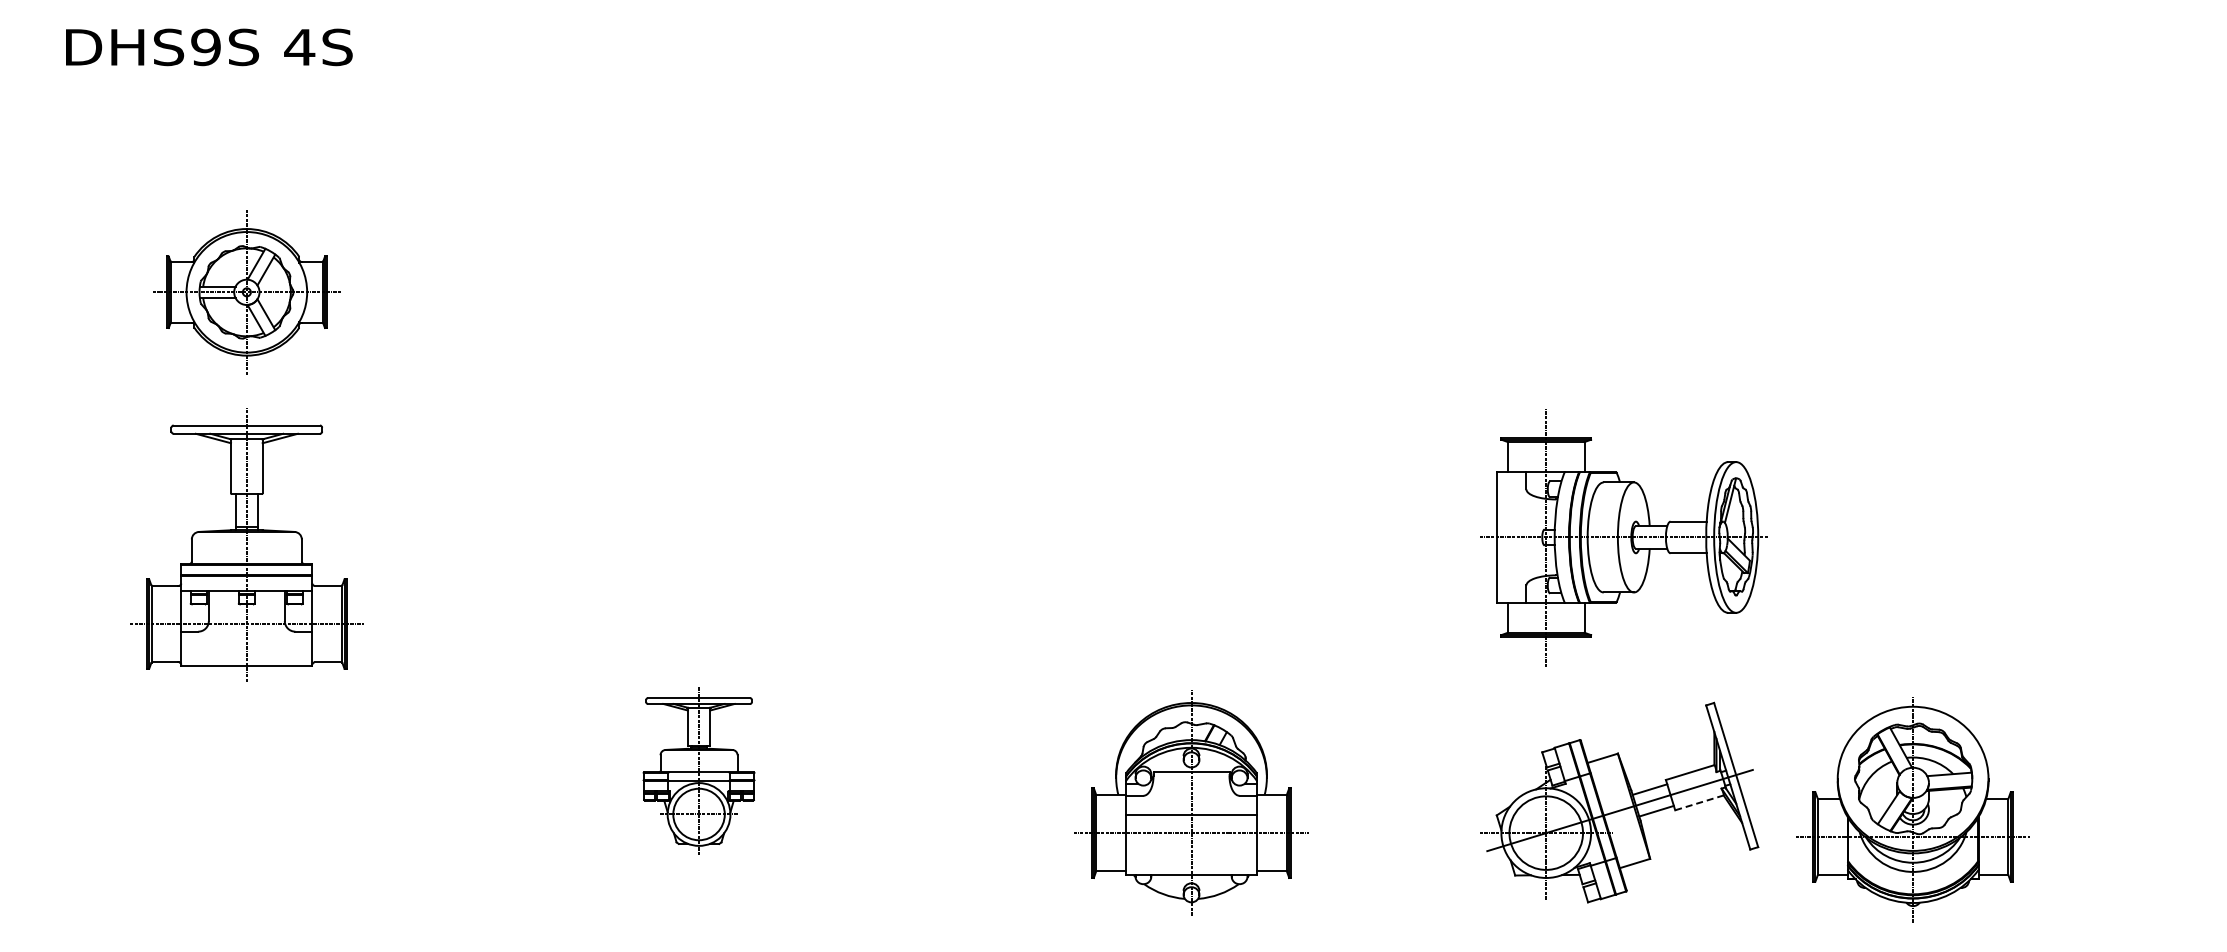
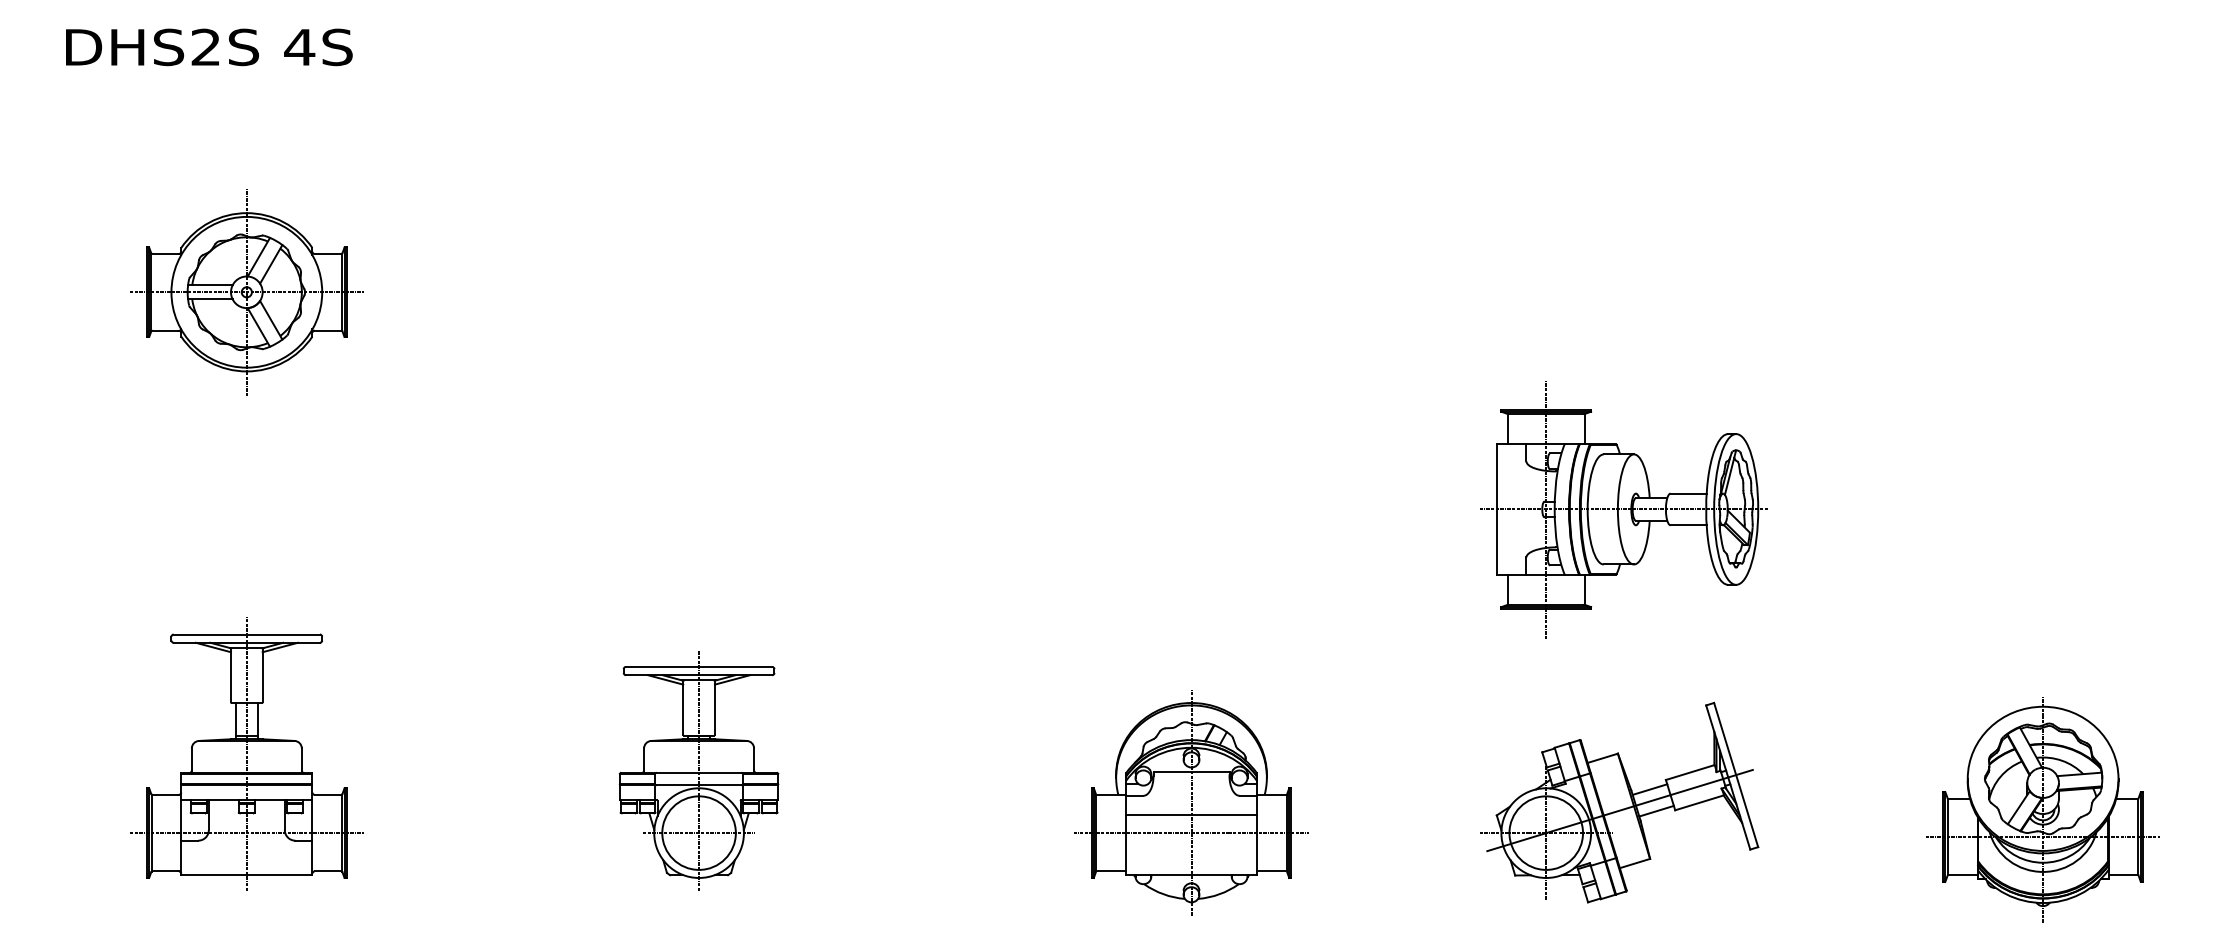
text: DHS9S -> DHS2S (205, 47)
part size: 188x165 px -> 234x207 px (246, 292)
part position: (1623, 537) -> (1623, 509) (1623, 509)
part position: (246, 544) -> (246, 753) (246, 753)
part size: 114x168 px -> 162x240 px (698, 770)
line: dashed -> solid (1699, 802)
part position: (1912, 809) -> (2042, 809) (2042, 809)
